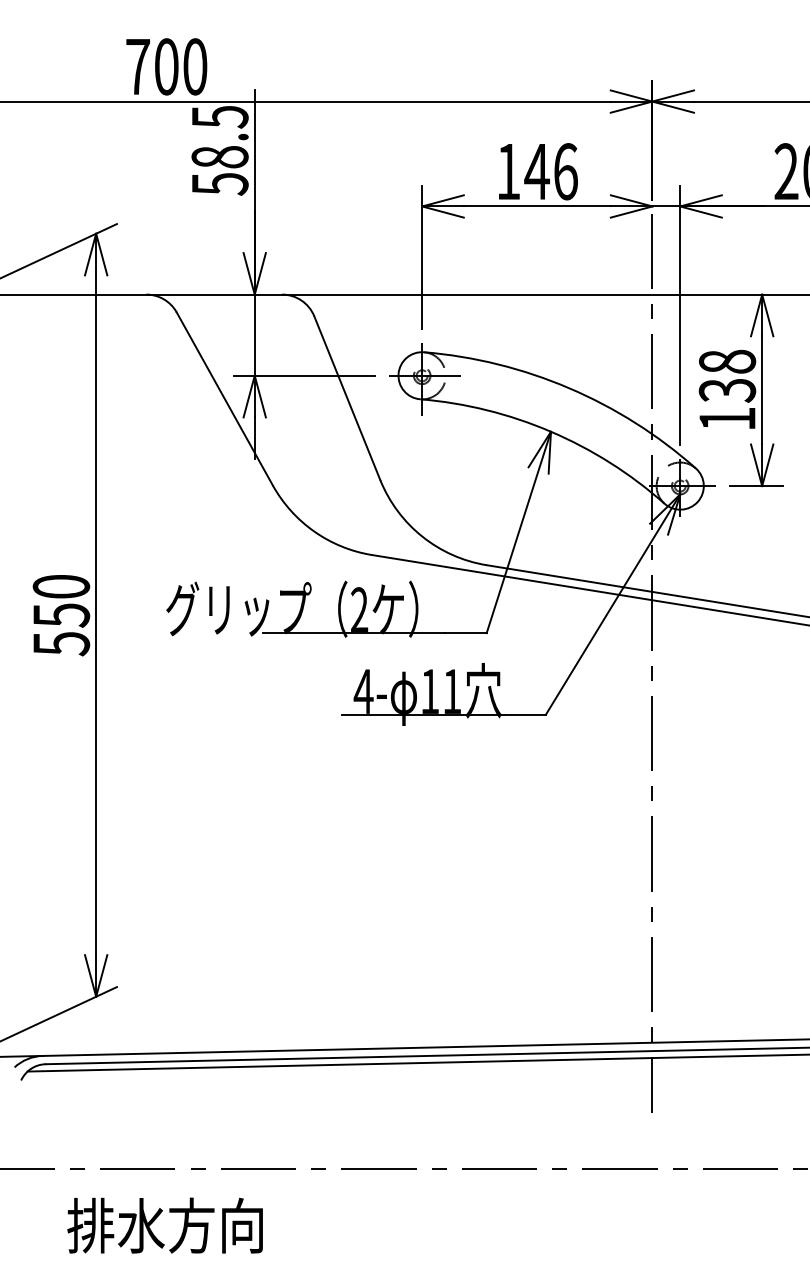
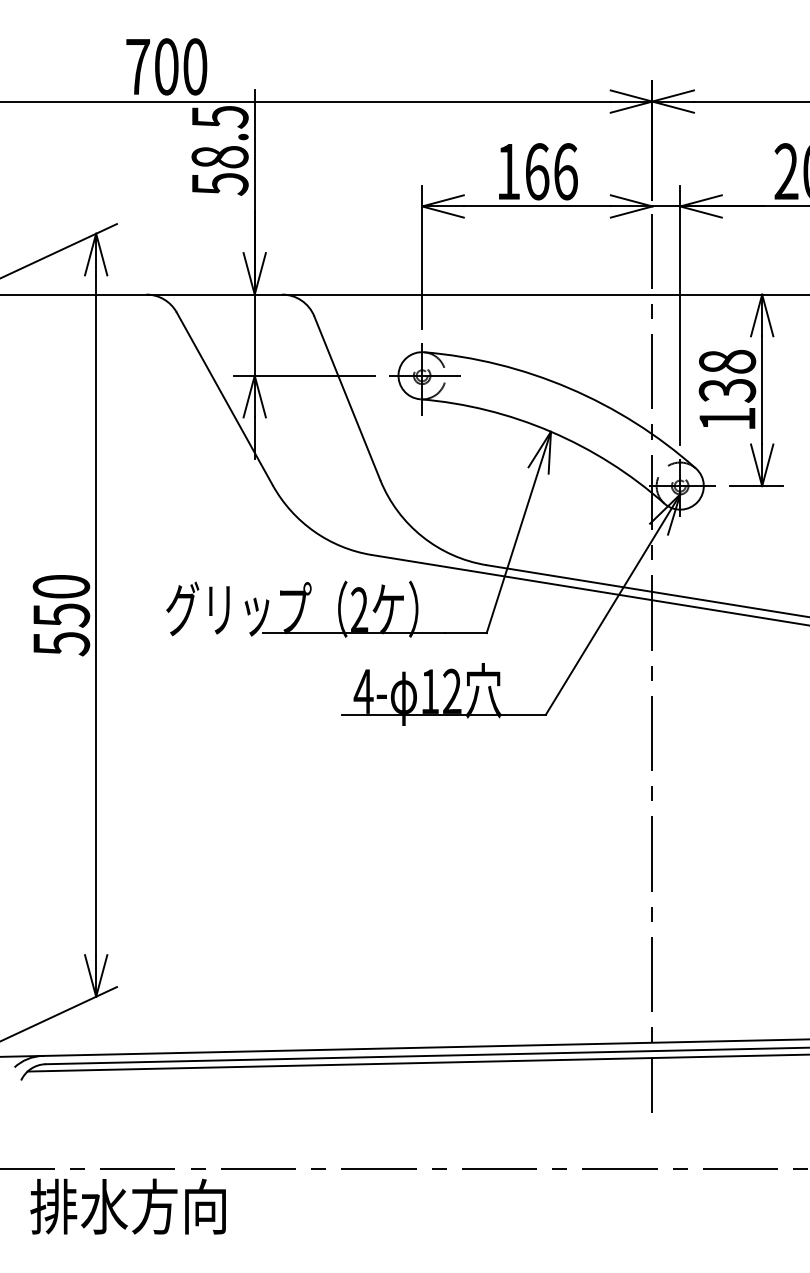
text: 146 -> 166 (536, 171)
text: 11 -> 12 (452, 690)
text position: (164, 1225) -> (127, 1206) (127, 1206)
